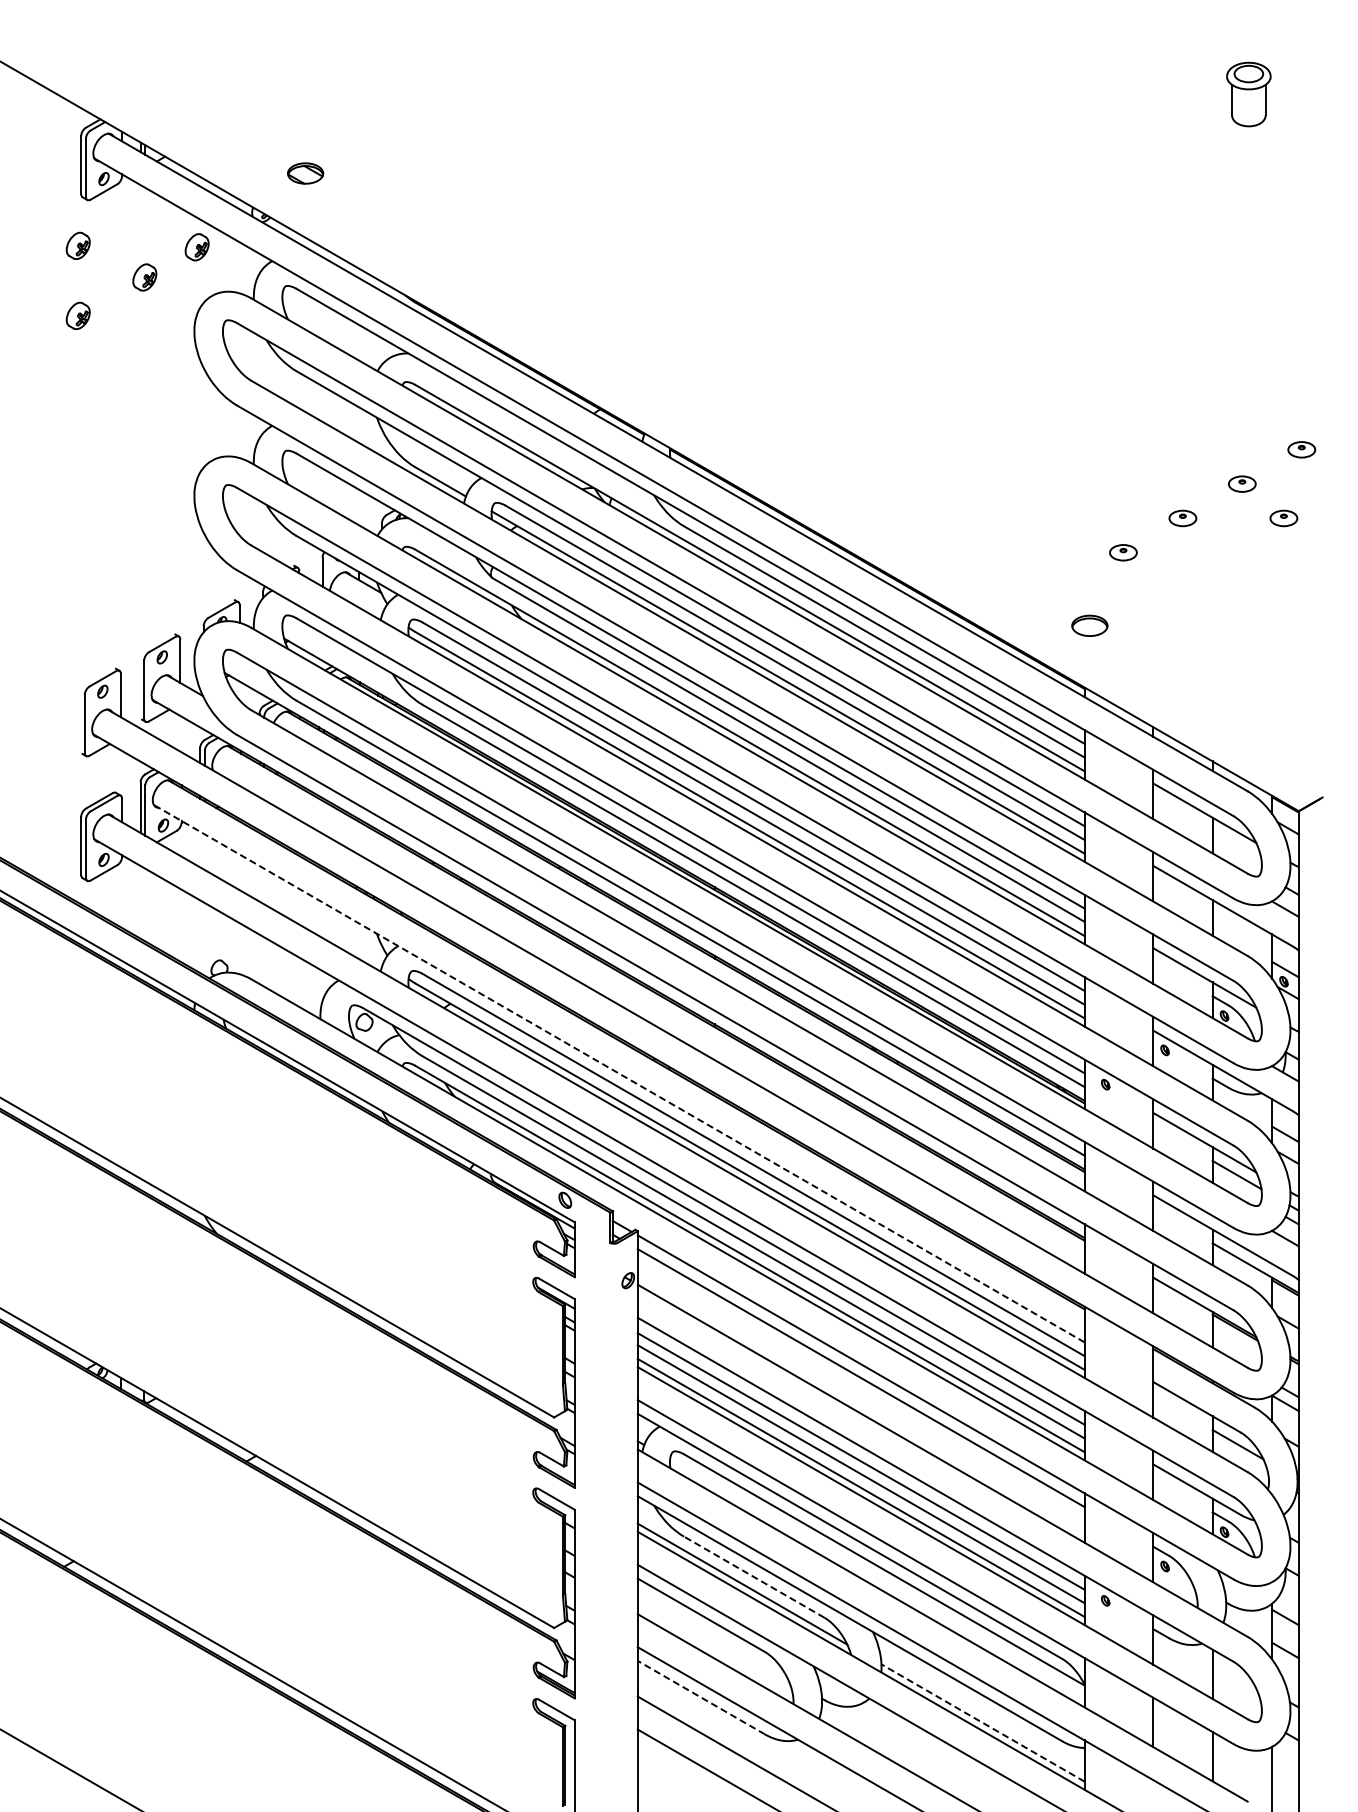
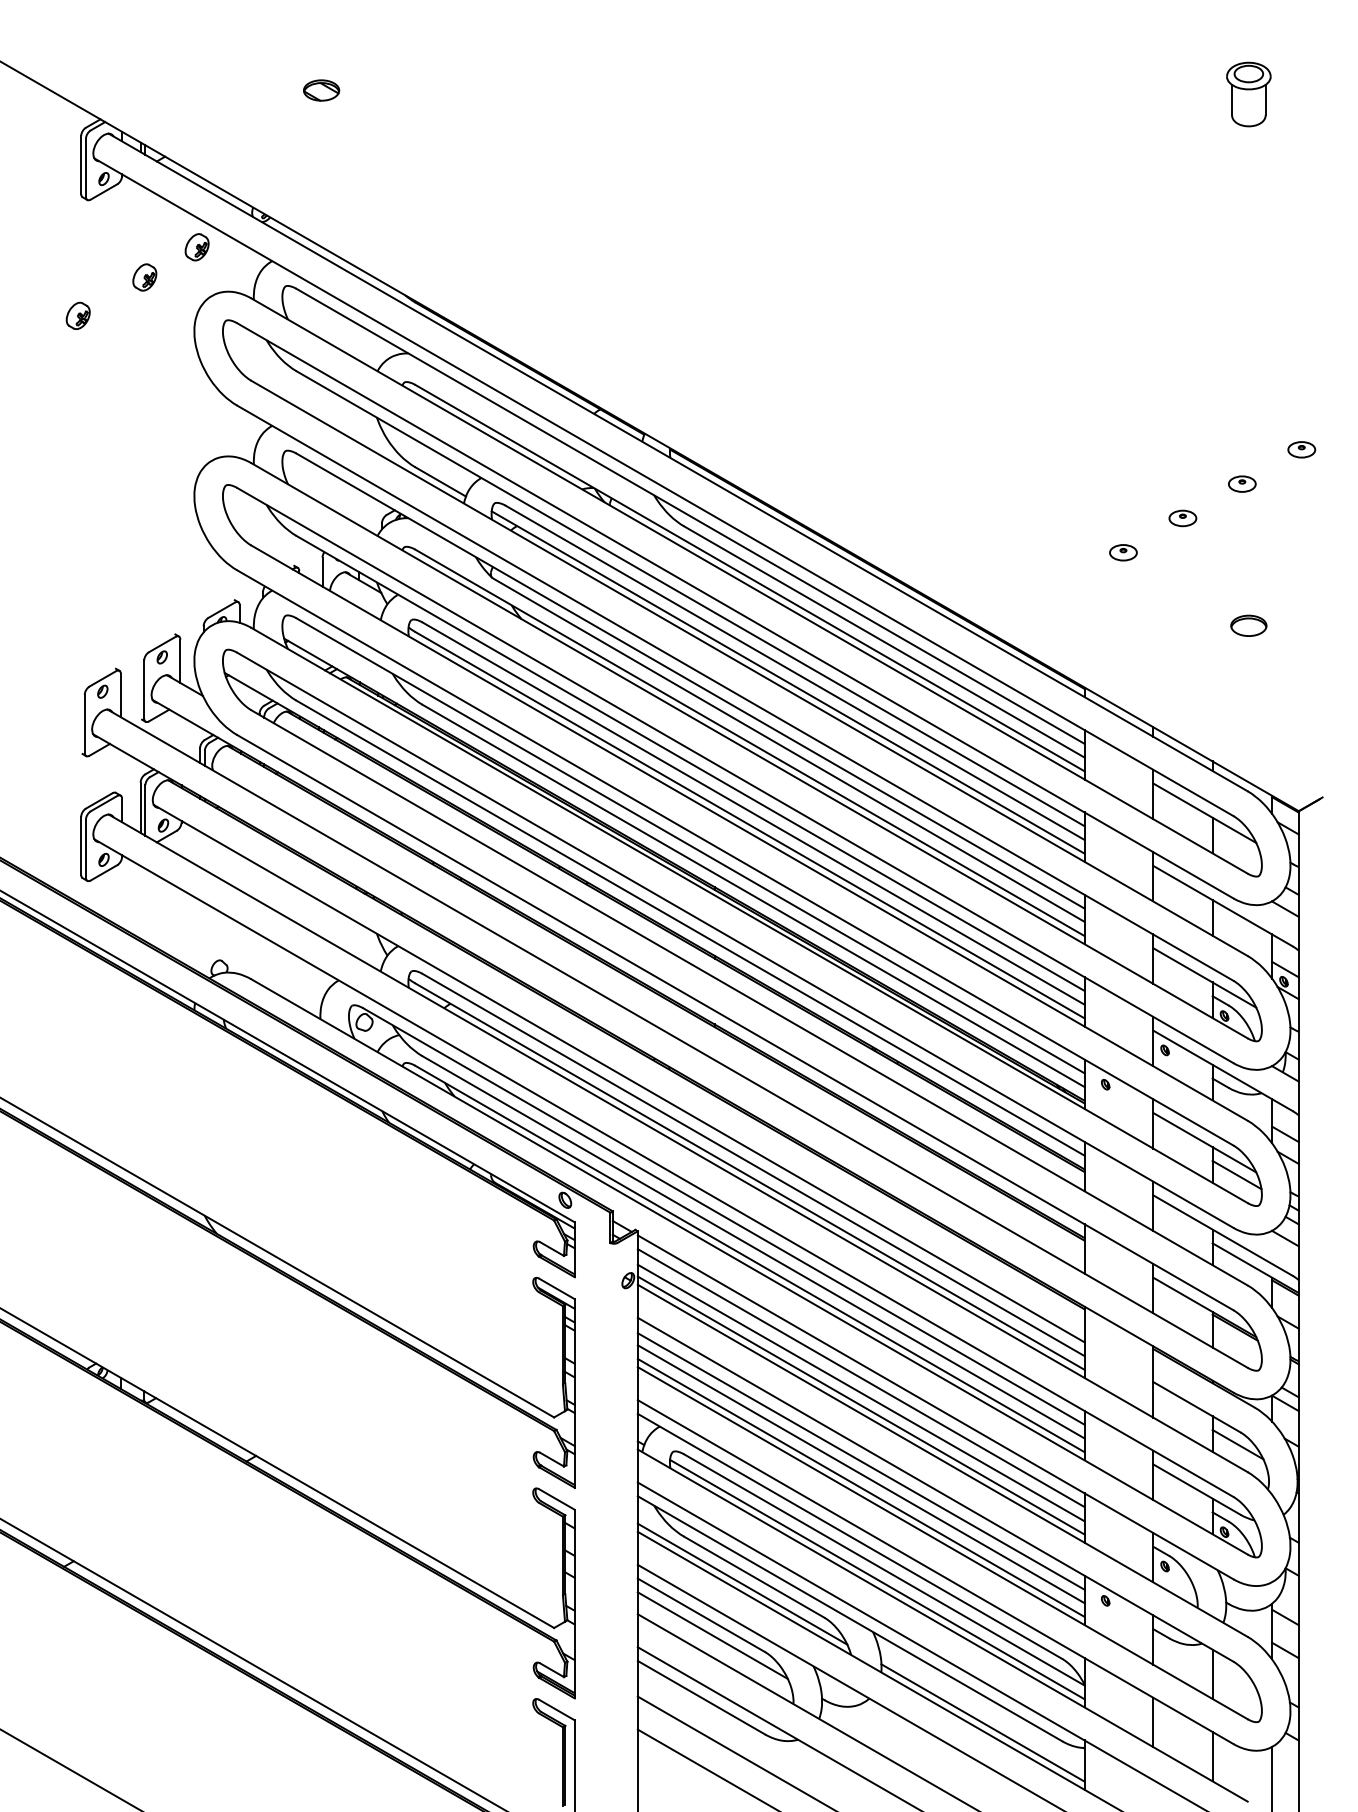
part position: (305, 173) -> (321, 90) (321, 90)
part: present -> none (77, 245)
part: present -> none (1283, 518)
part position: (1089, 625) -> (1248, 625) (1248, 625)
line: dashed -> solid (618, 1073)
line: none -> present (860, 1392)
line: none -> present (860, 1405)
line: dashed -> solid (754, 1577)
line: none -> present (877, 1579)
line: none -> present (712, 1635)
line: dashed -> solid (700, 1697)
line: dashed -> solid (982, 1722)
